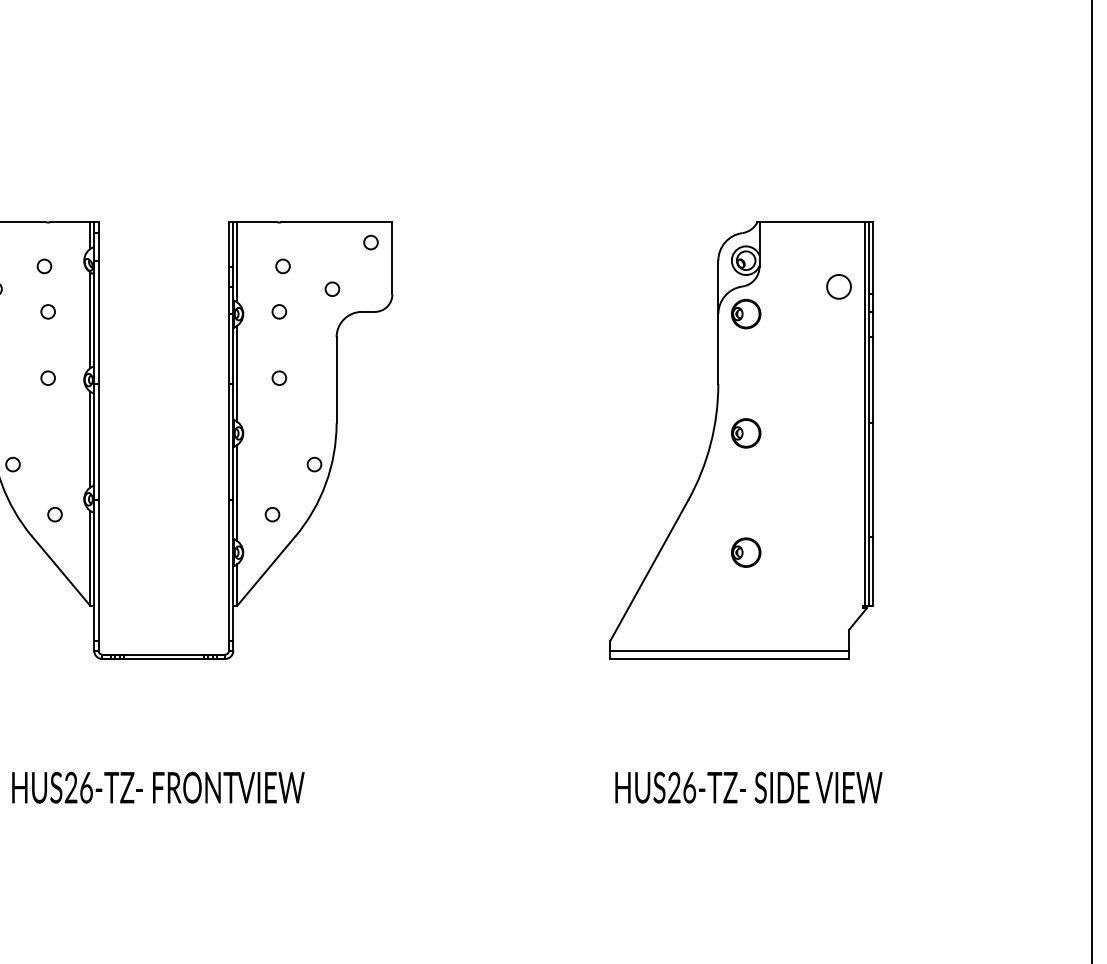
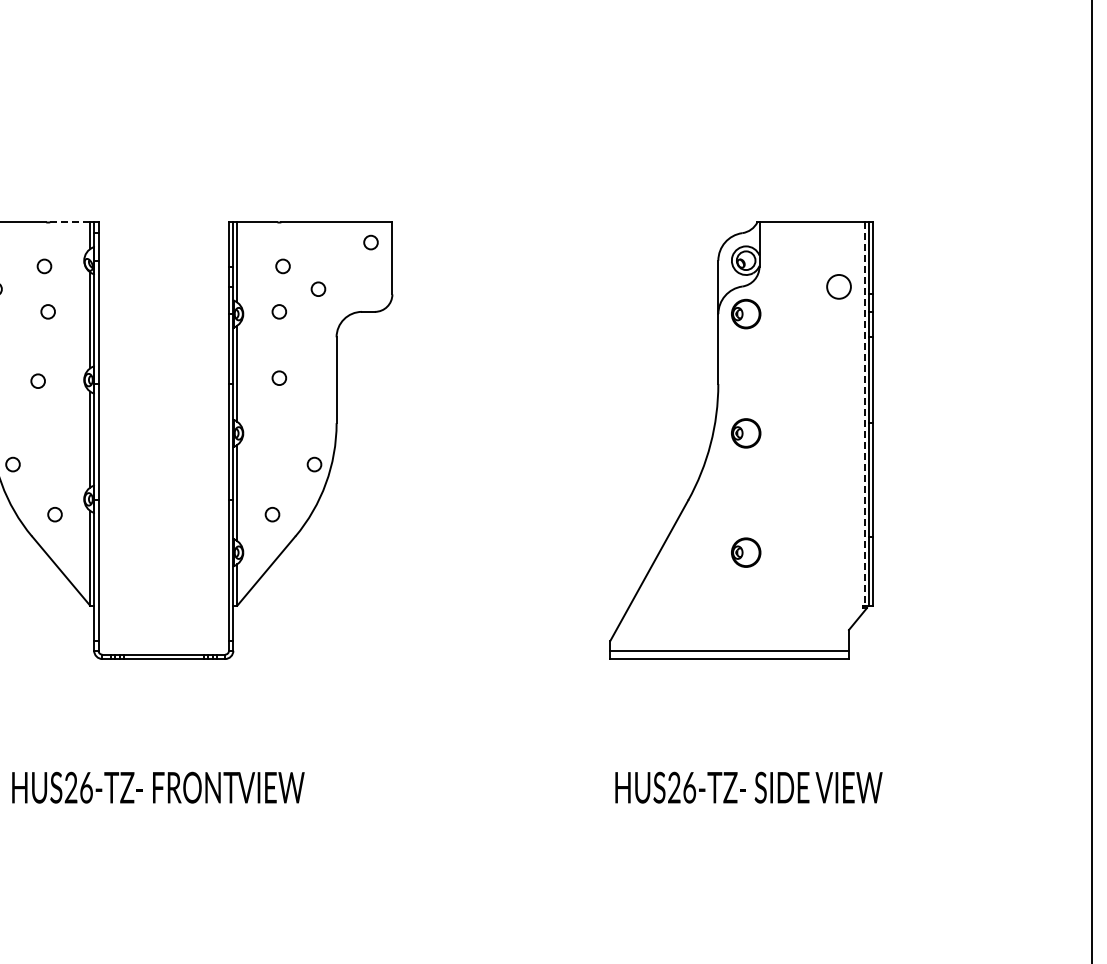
line: solid -> dashed (69, 222)
circle position: (332, 288) -> (318, 288) (318, 288)
circle position: (47, 377) -> (37, 380) (37, 380)
line: solid -> dashed (864, 414)
